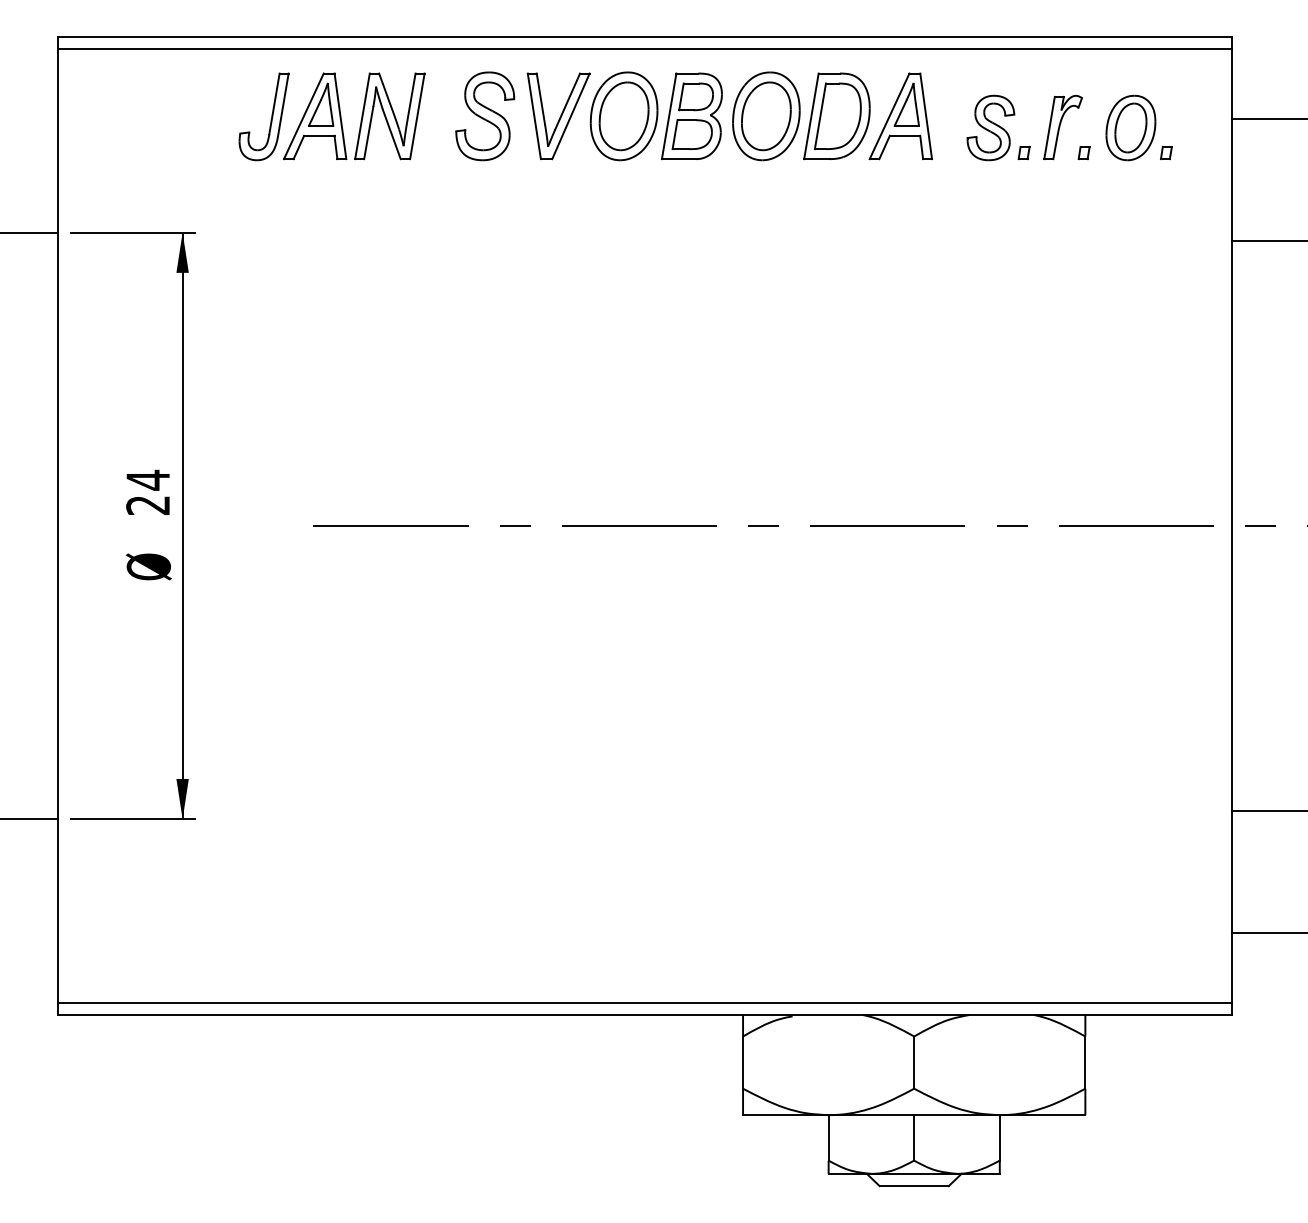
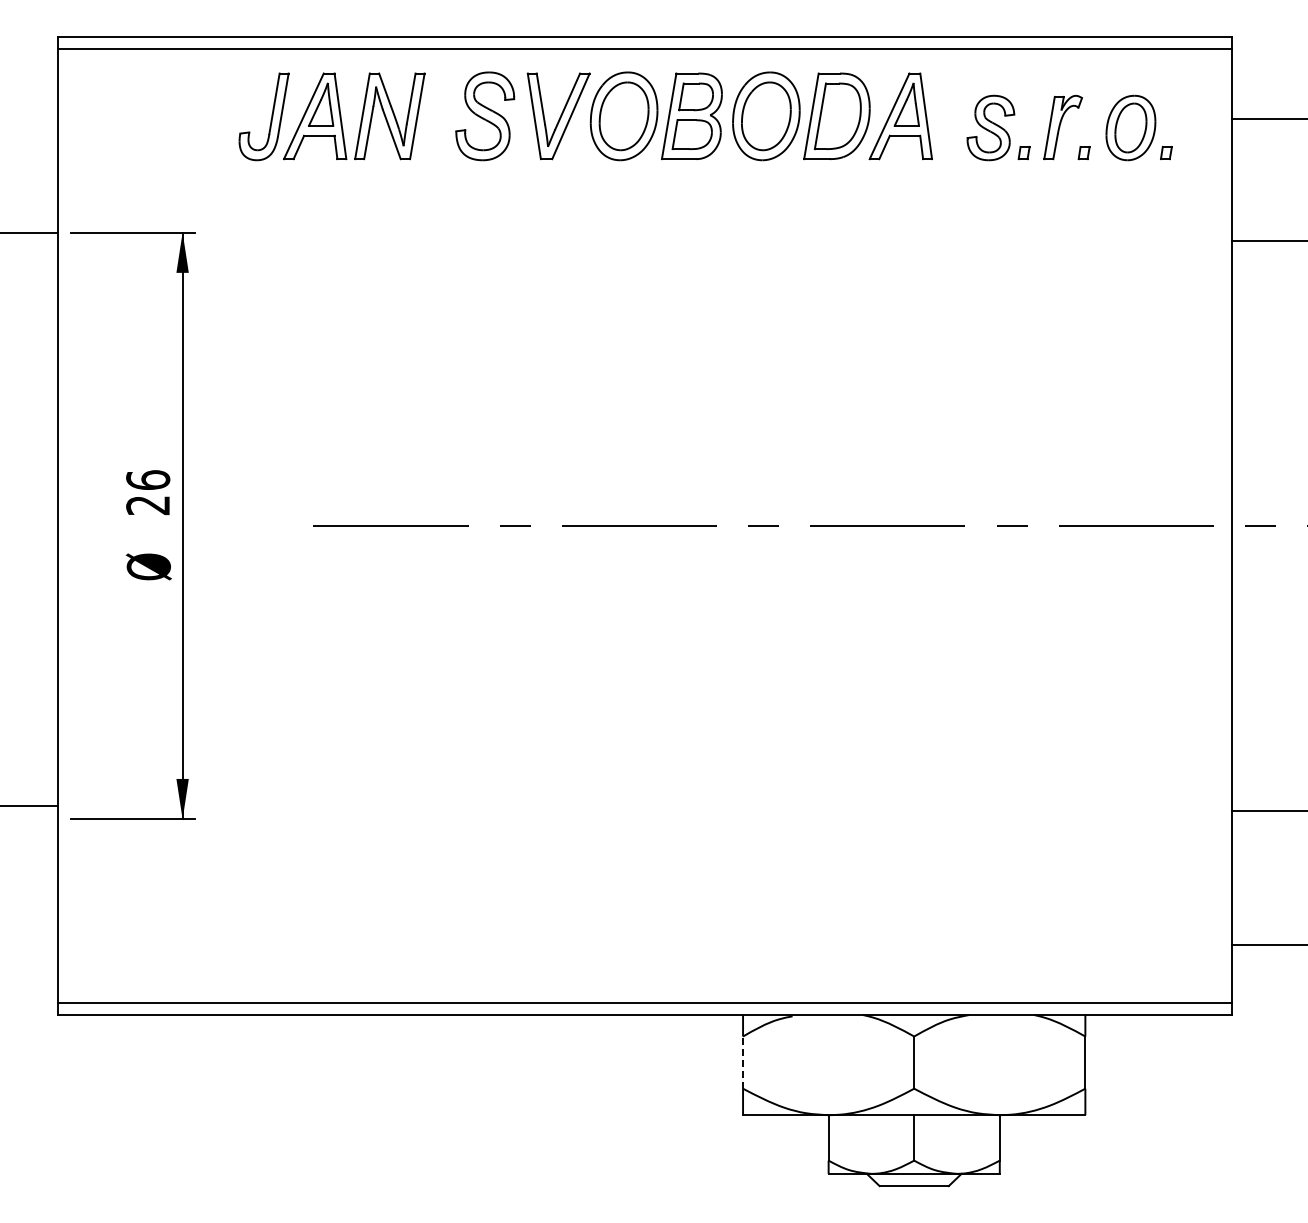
text: 24 -> 26 (148, 479)
line position: (30, 819) -> (30, 806) (30, 806)
line position: (1268, 933) -> (1268, 945) (1268, 945)
line: solid -> dashed (743, 1062)
